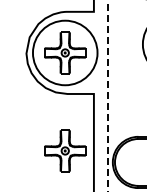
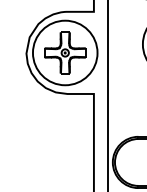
line: dashed -> solid (108, 95)
part: present -> none (65, 150)
